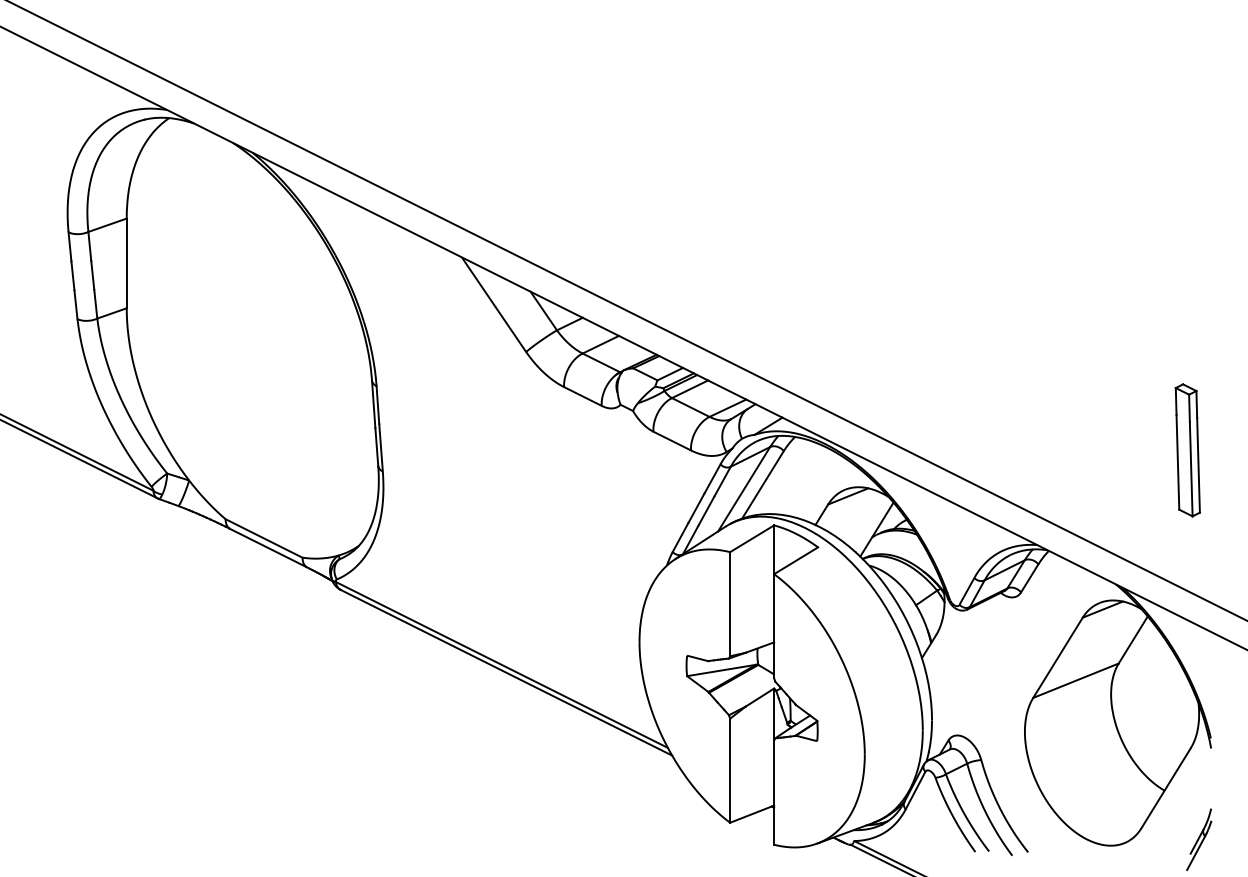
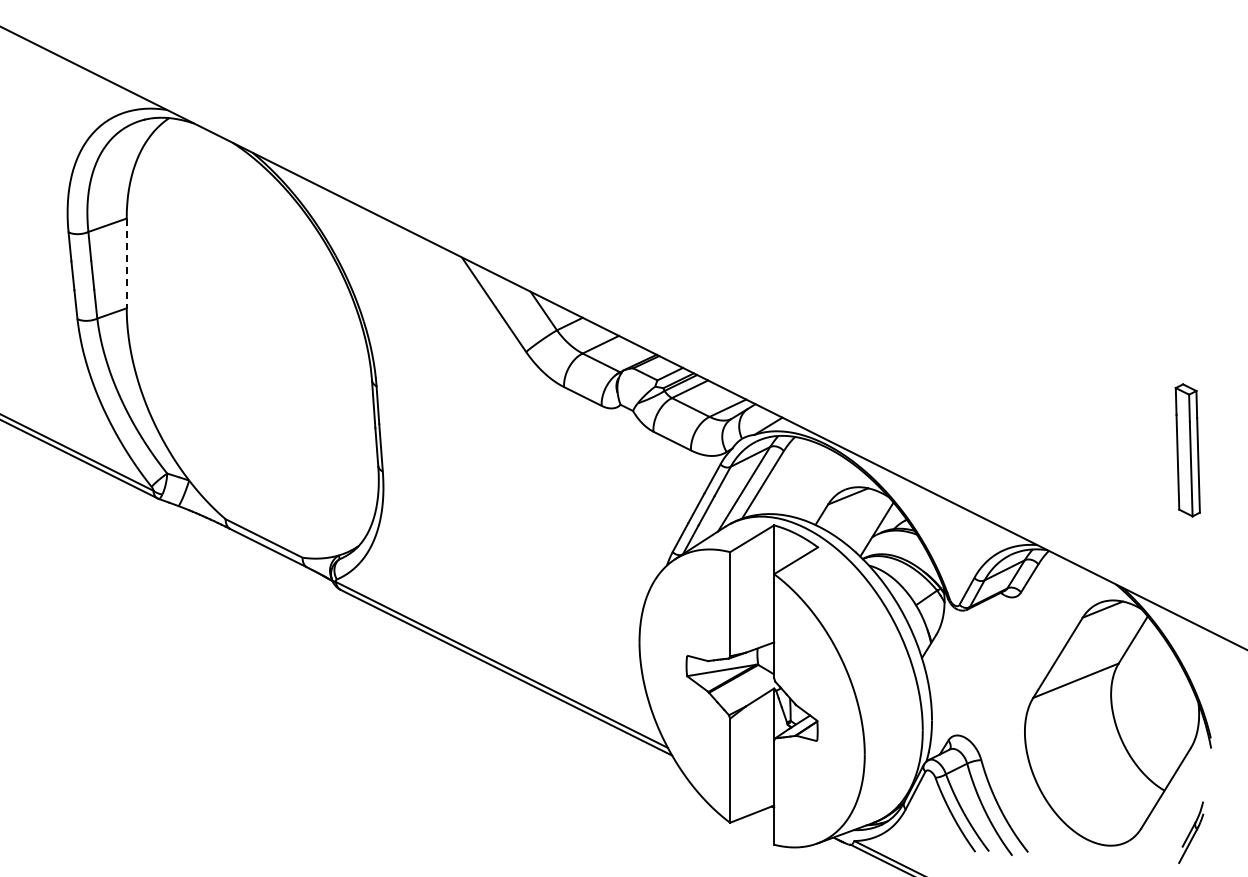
line: solid -> dashed (126, 263)
line: present -> none (626, 310)
part position: (1199, 839) -> (1191, 832) (1191, 832)
